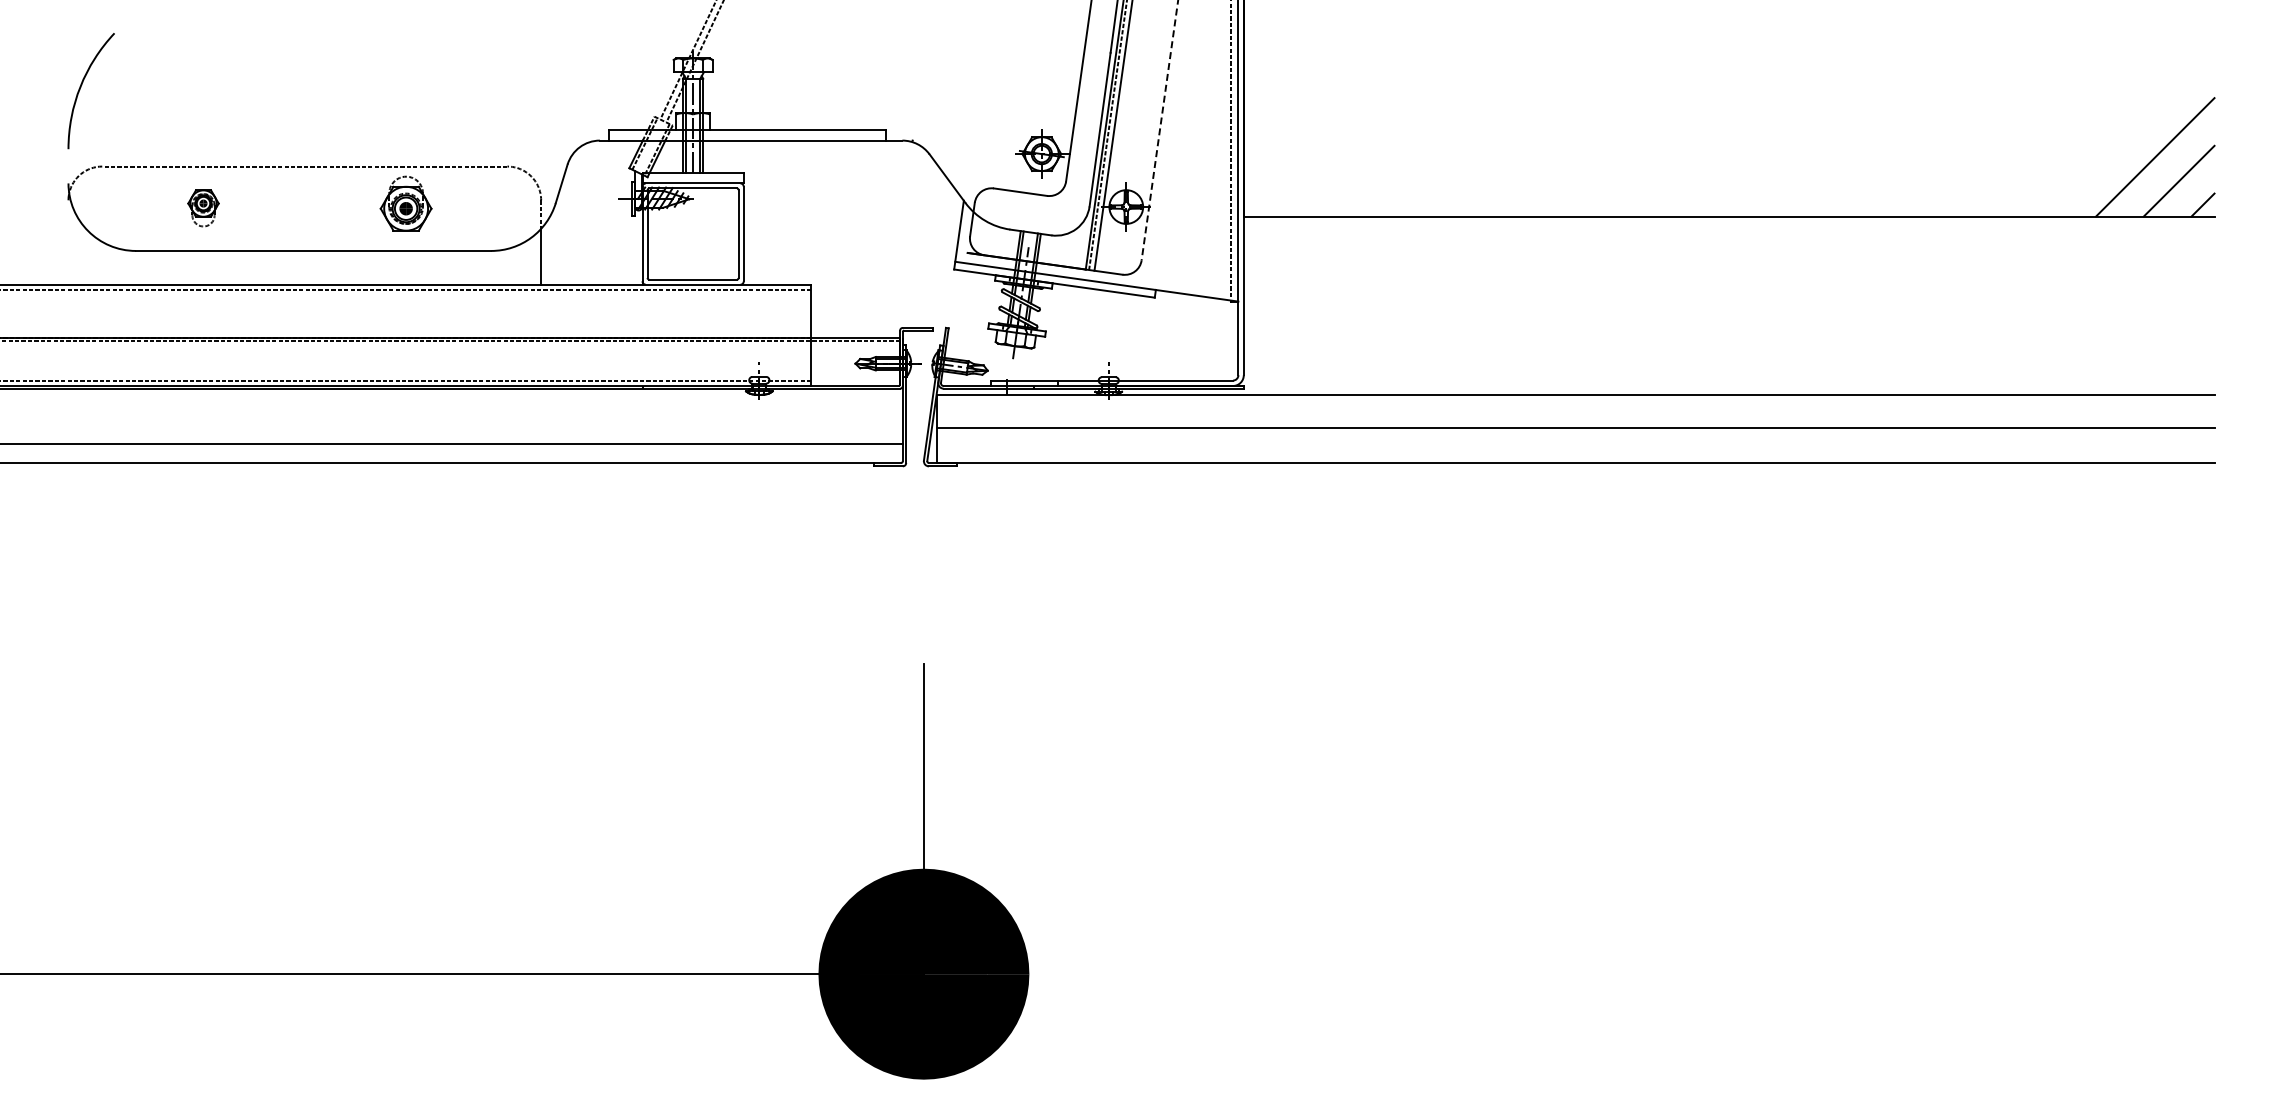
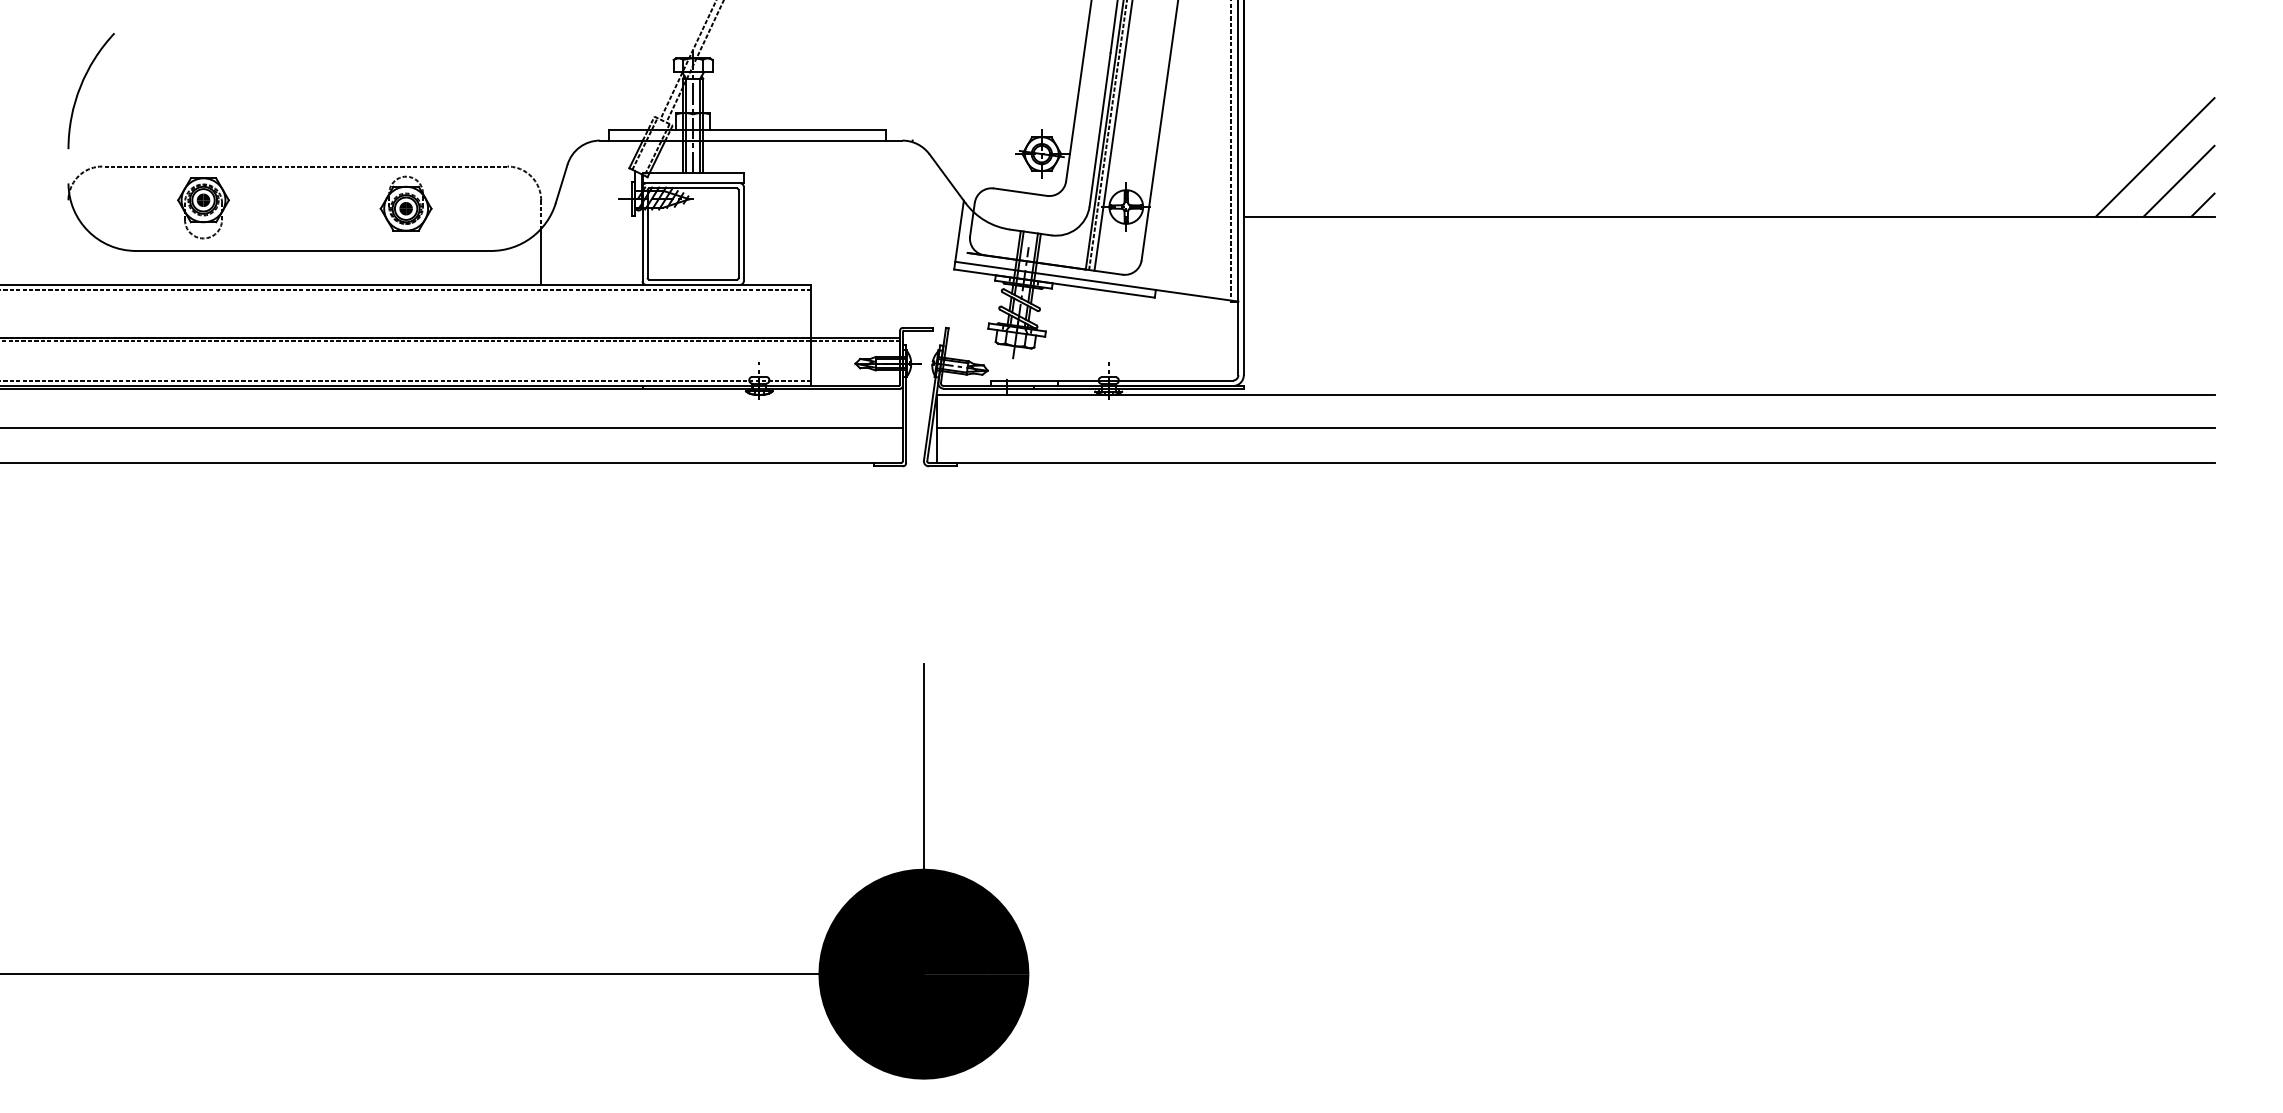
line: dashed -> solid (1159, 130)
part size: 33x39 px -> 53x63 px (203, 208)
line position: (452, 443) -> (452, 427) (452, 427)
